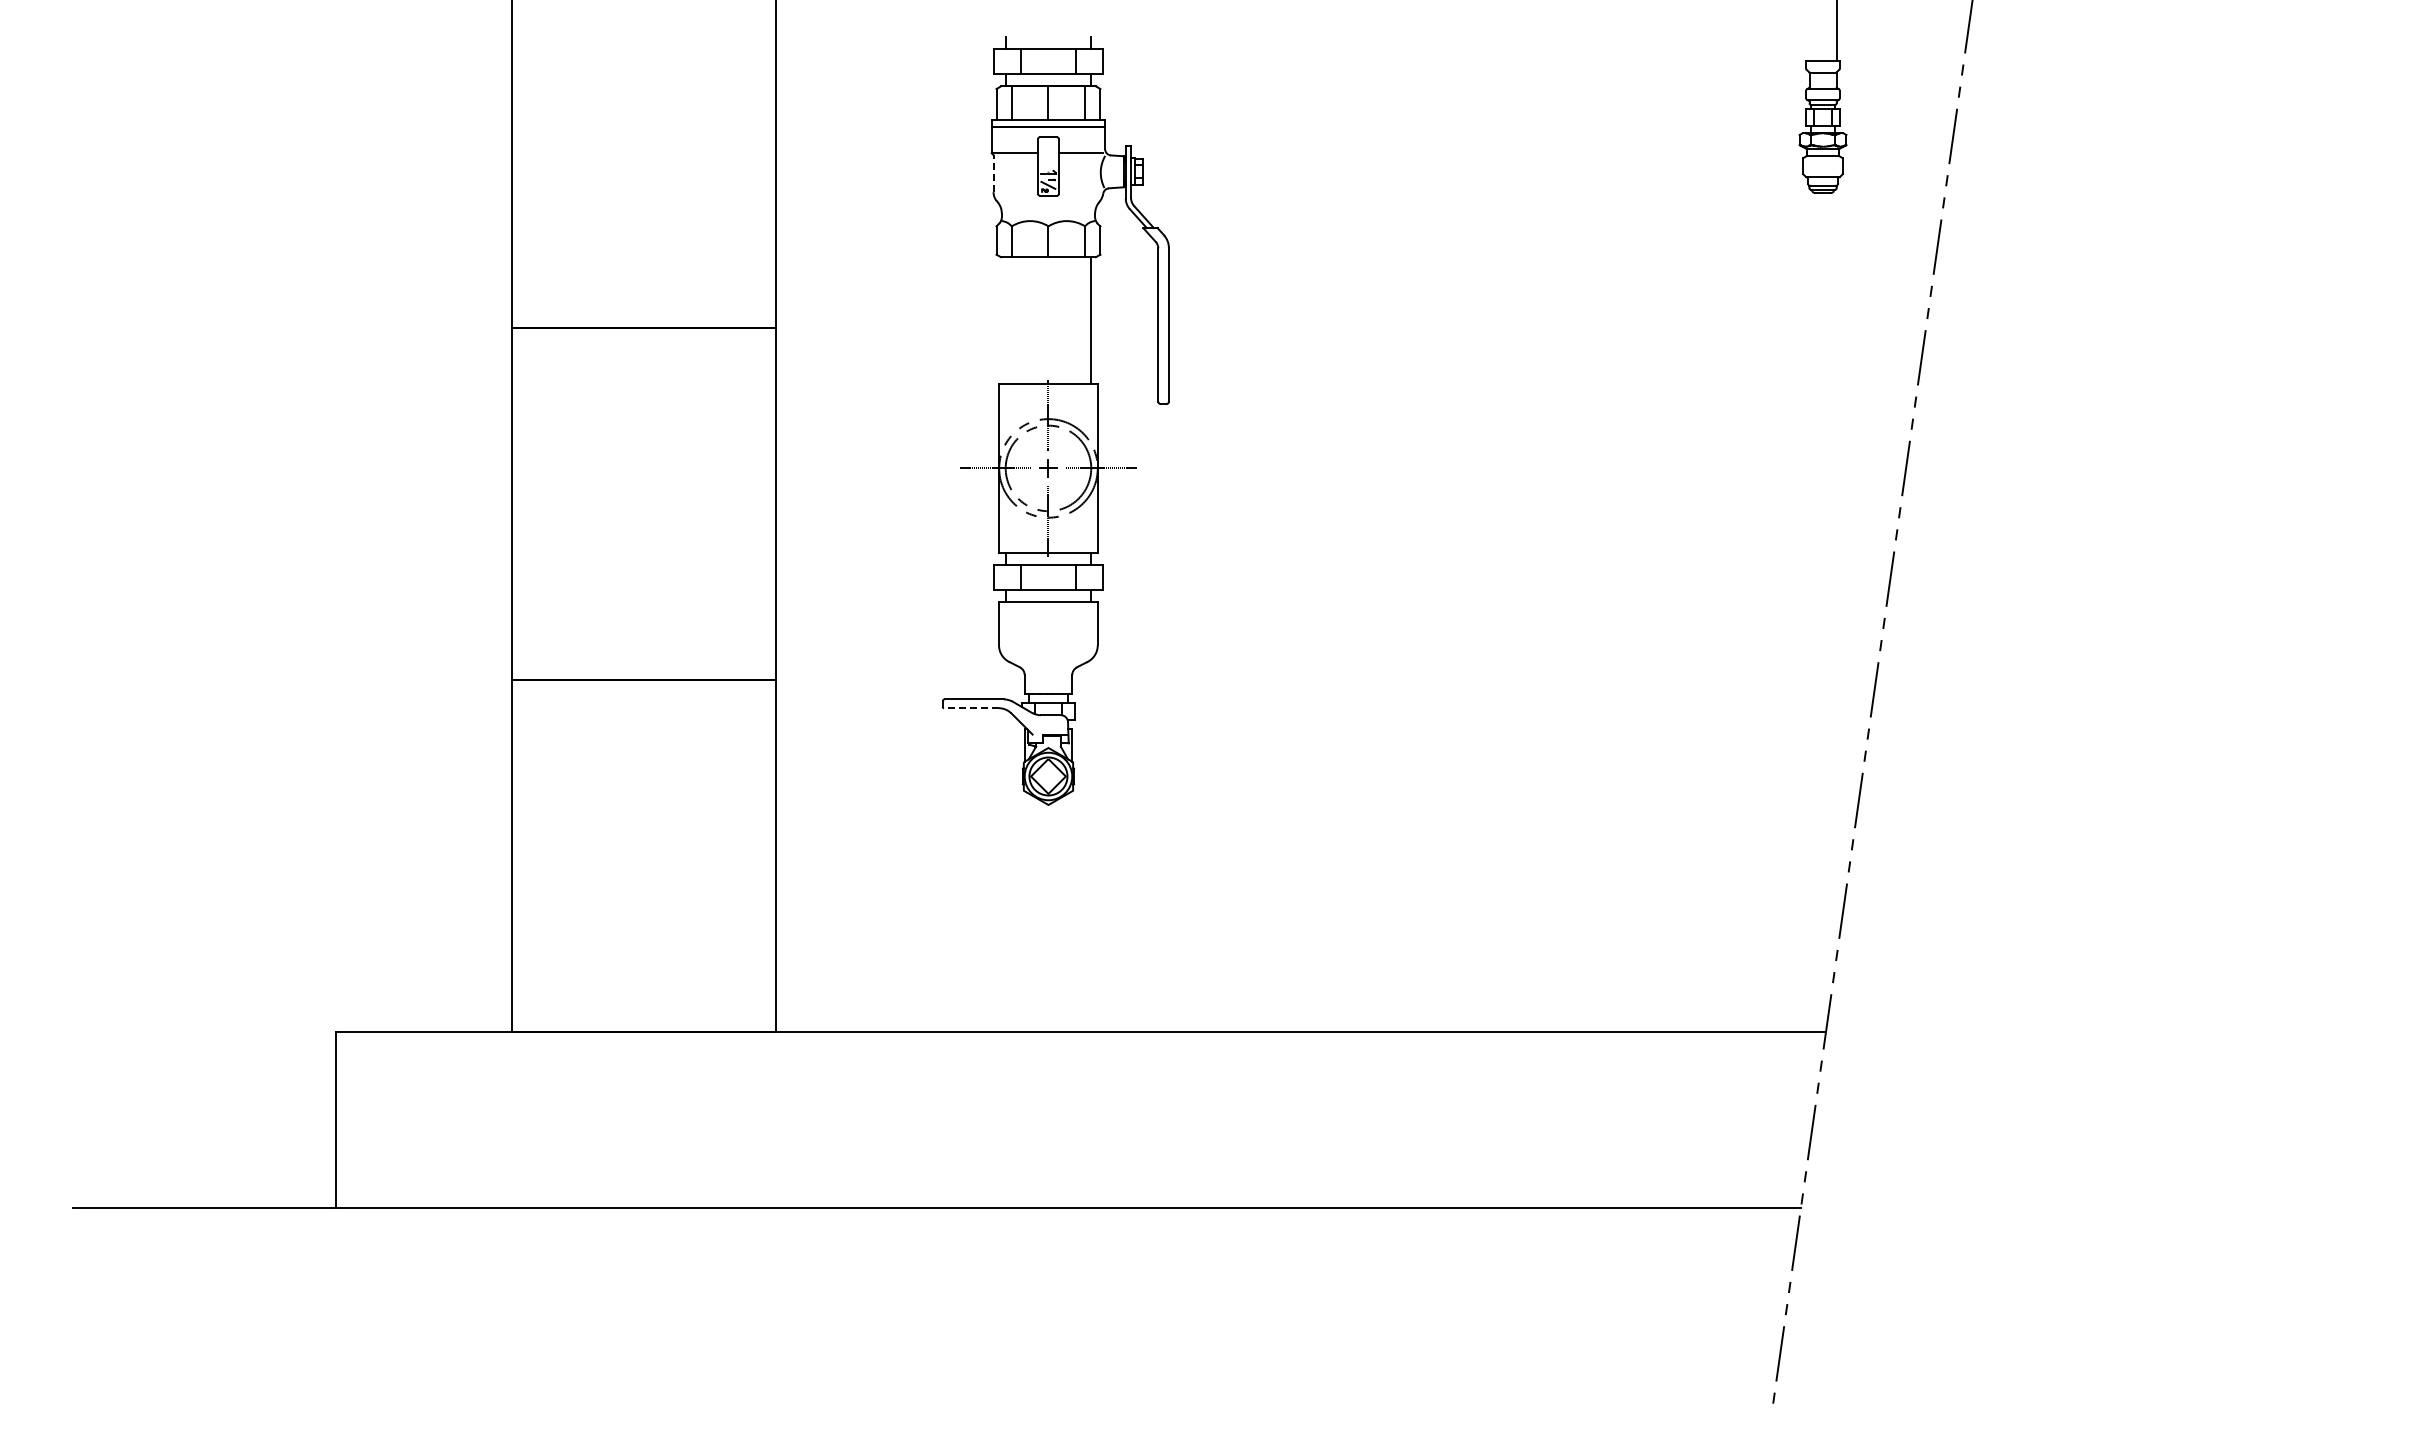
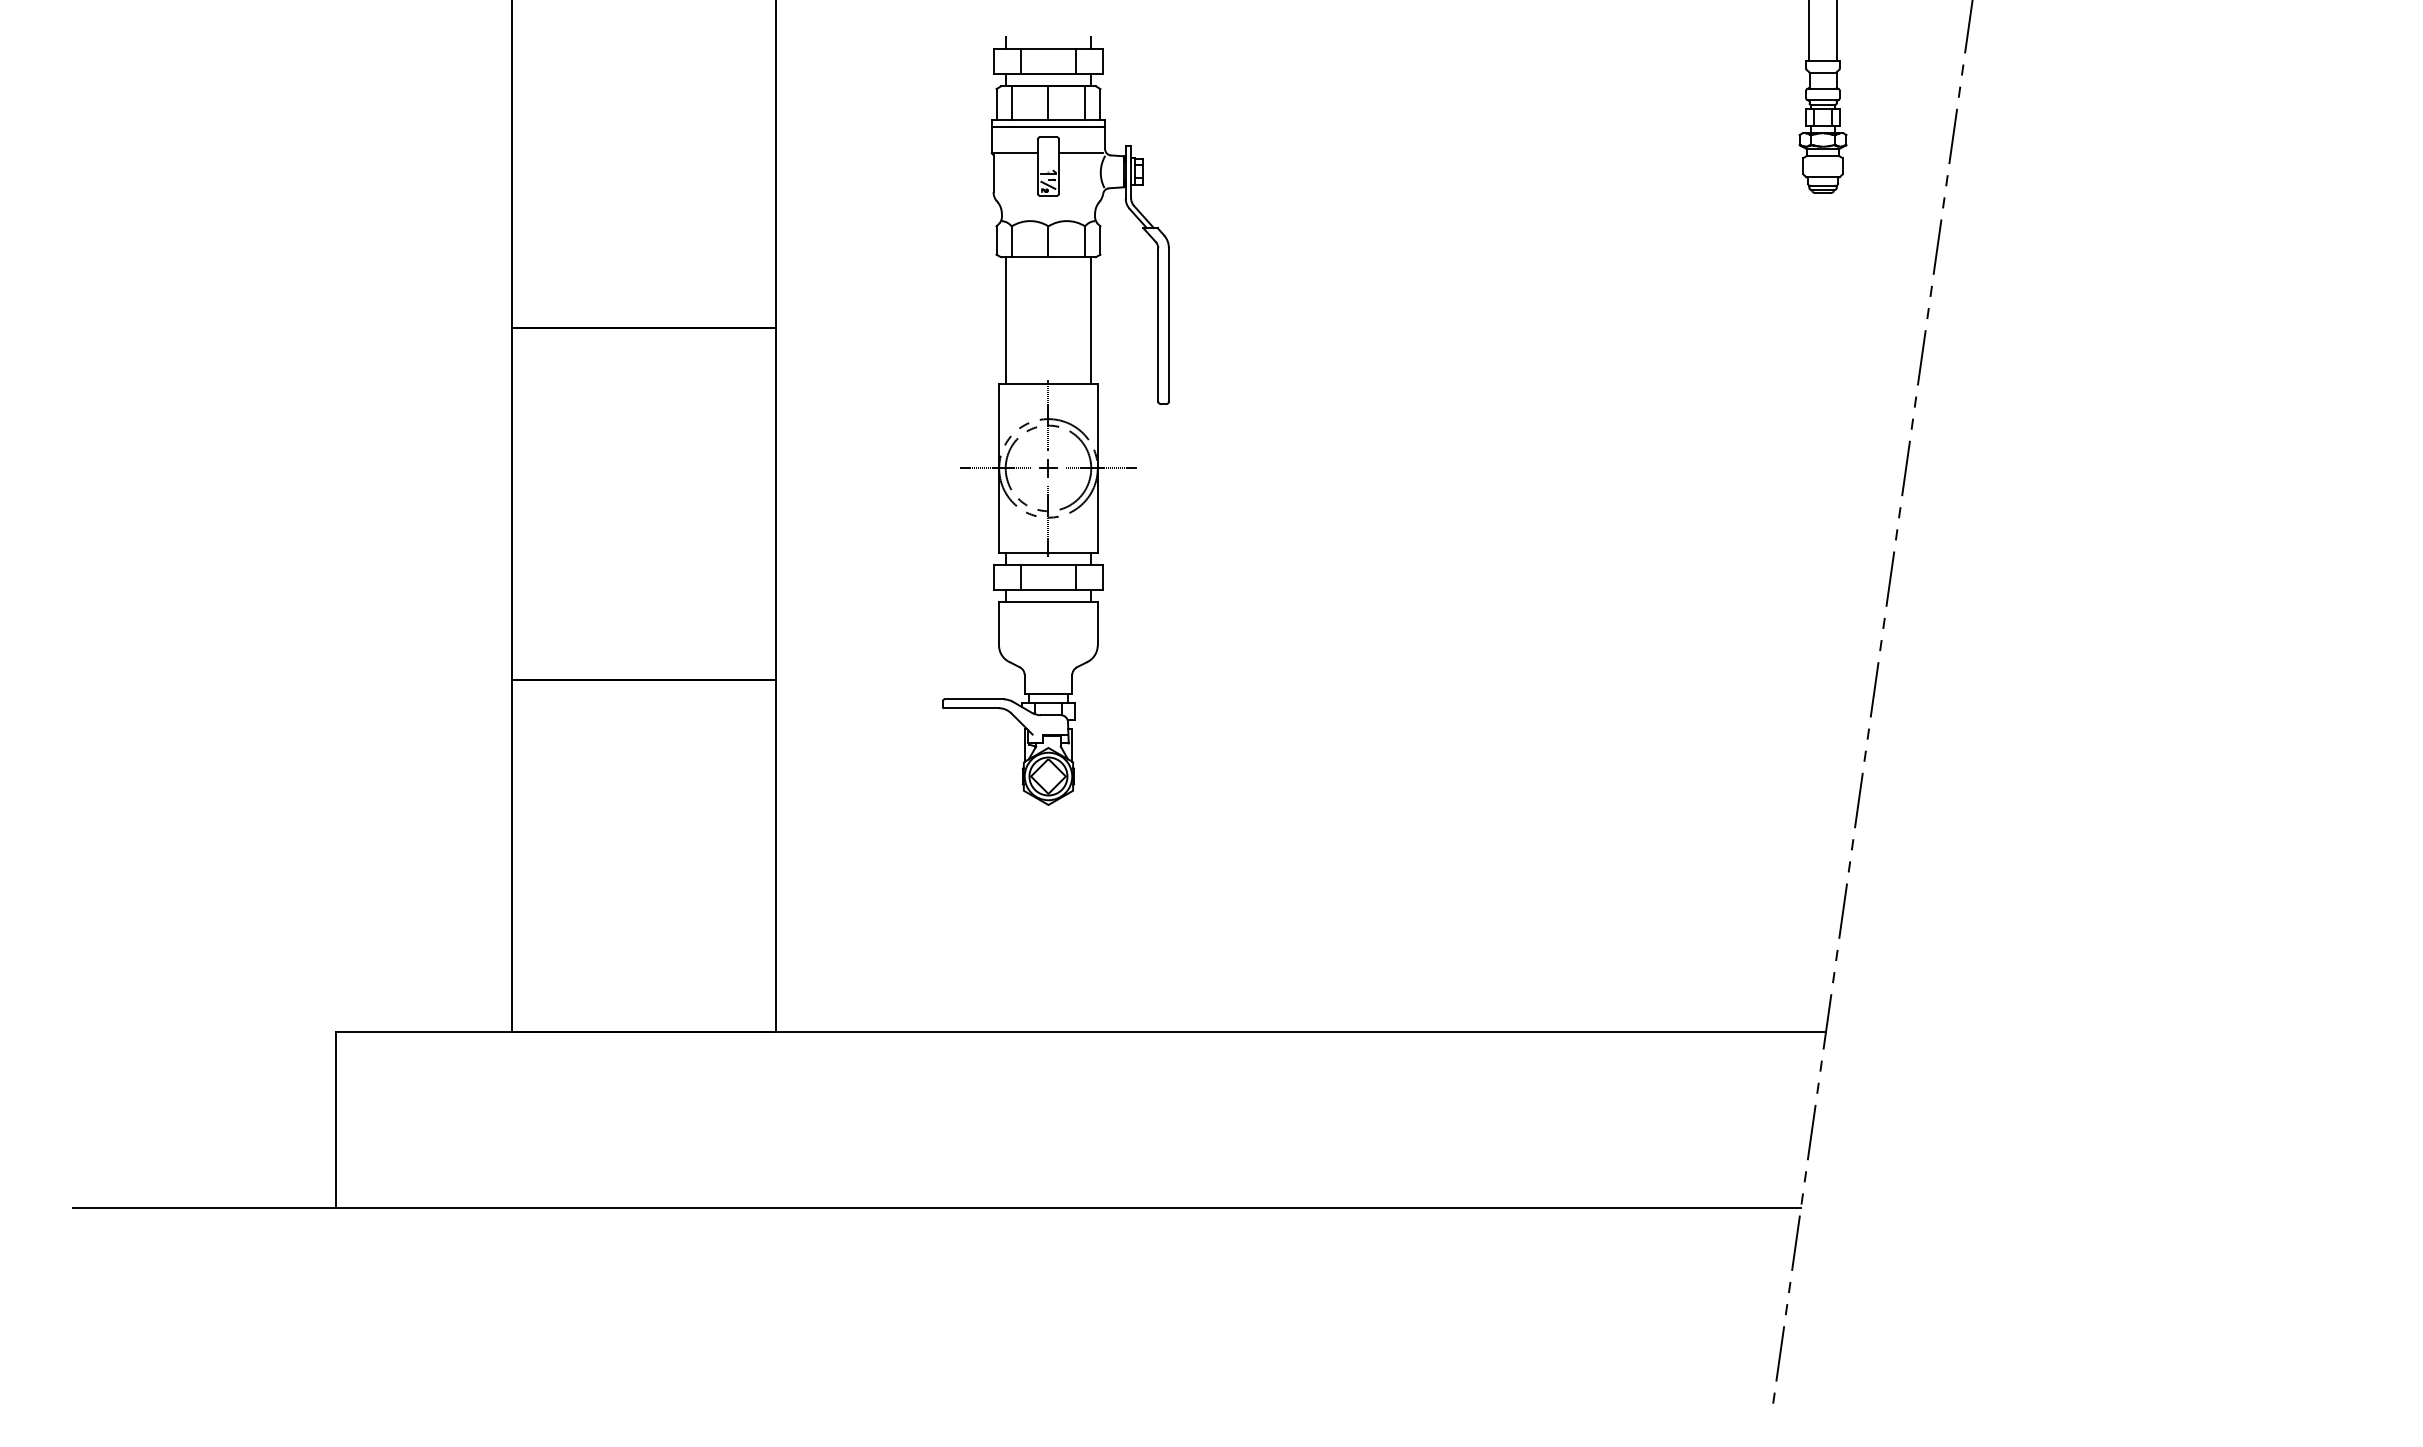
line: none -> present (1809, 31)
line: dashed -> solid (993, 173)
line: none -> present (1005, 320)
line: dashed -> solid (970, 708)
